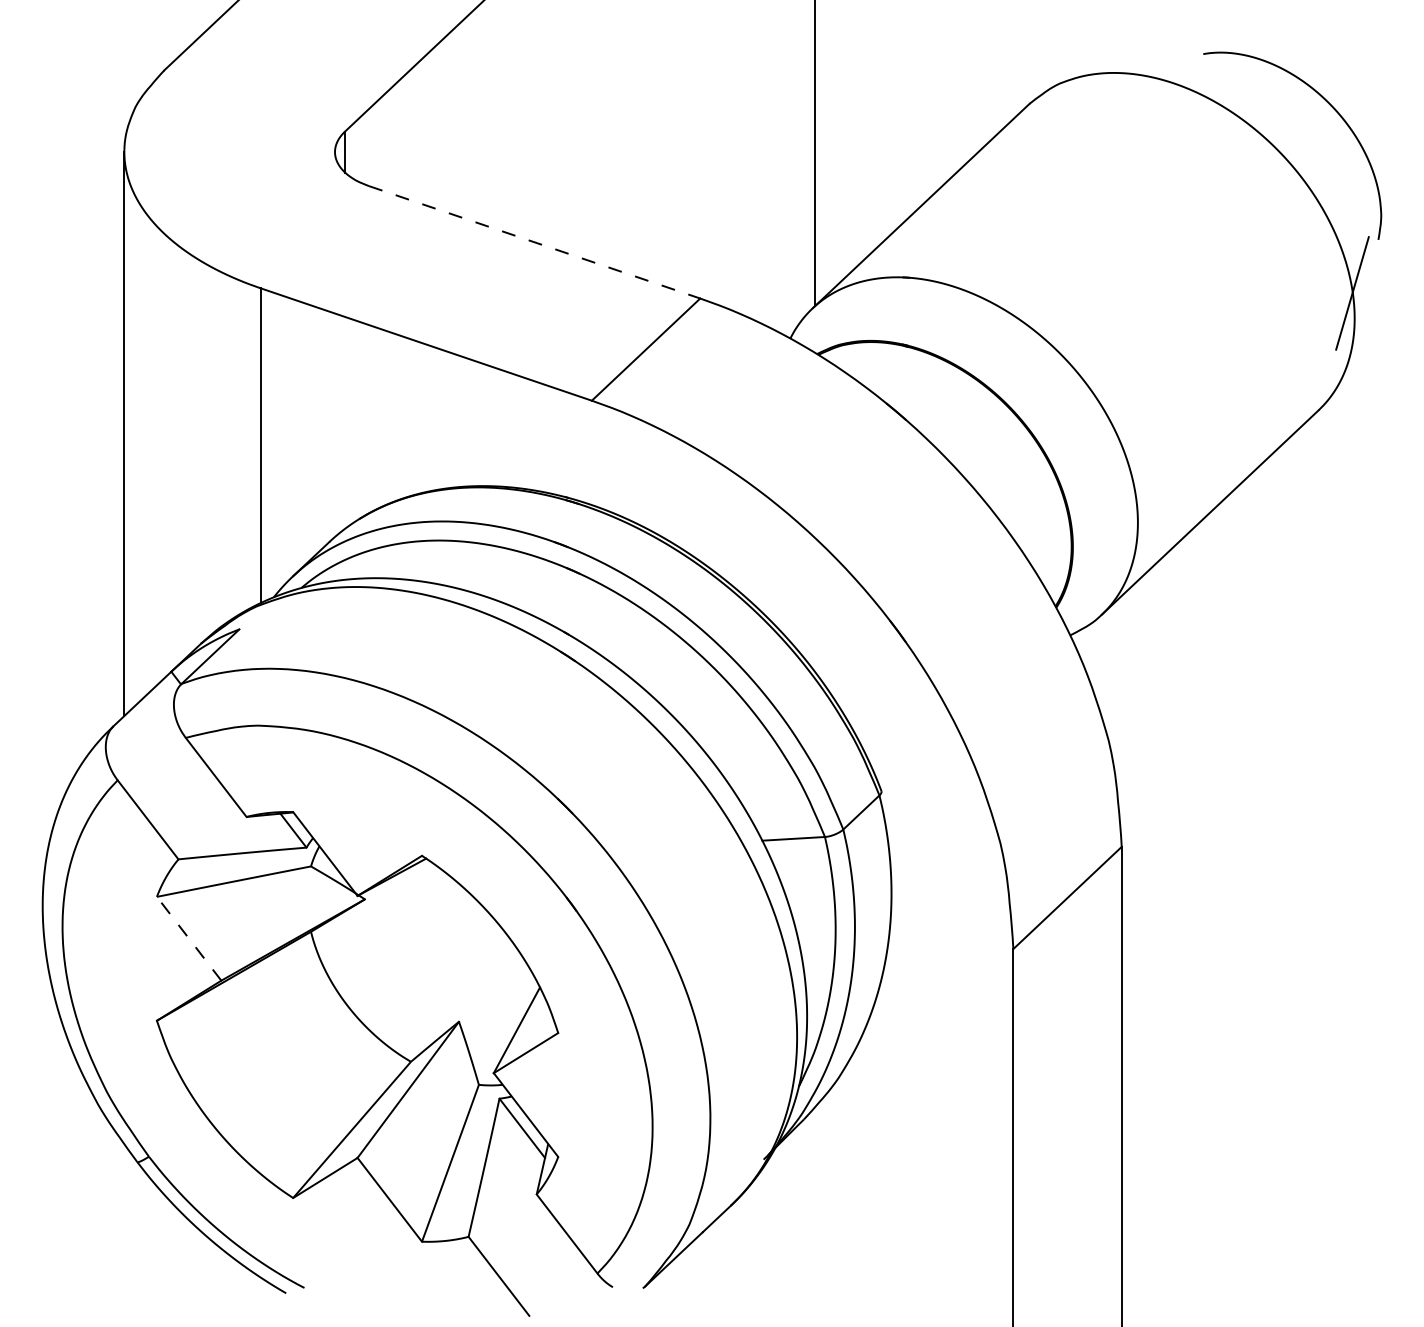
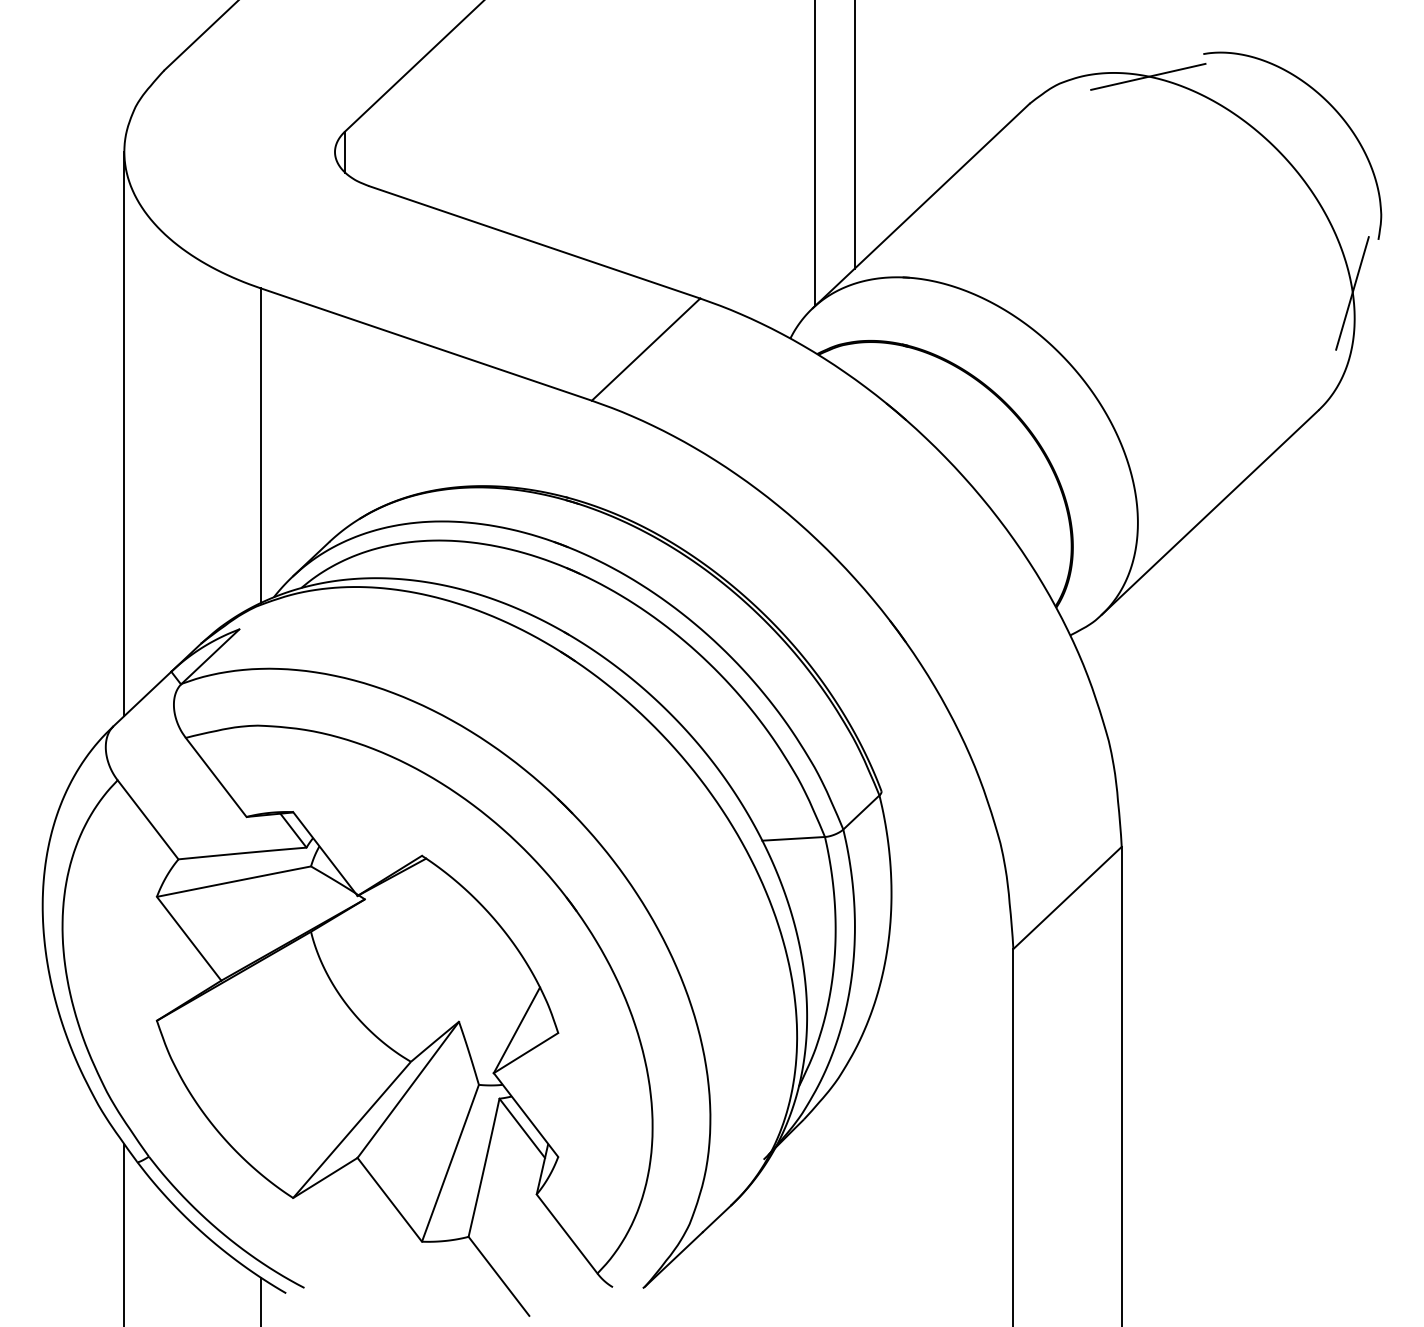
line: none -> present (1148, 76)
line: none -> present (854, 135)
line: dashed -> solid (534, 242)
line: dashed -> solid (189, 938)
line: none -> present (124, 1233)
line: none -> present (260, 1300)
